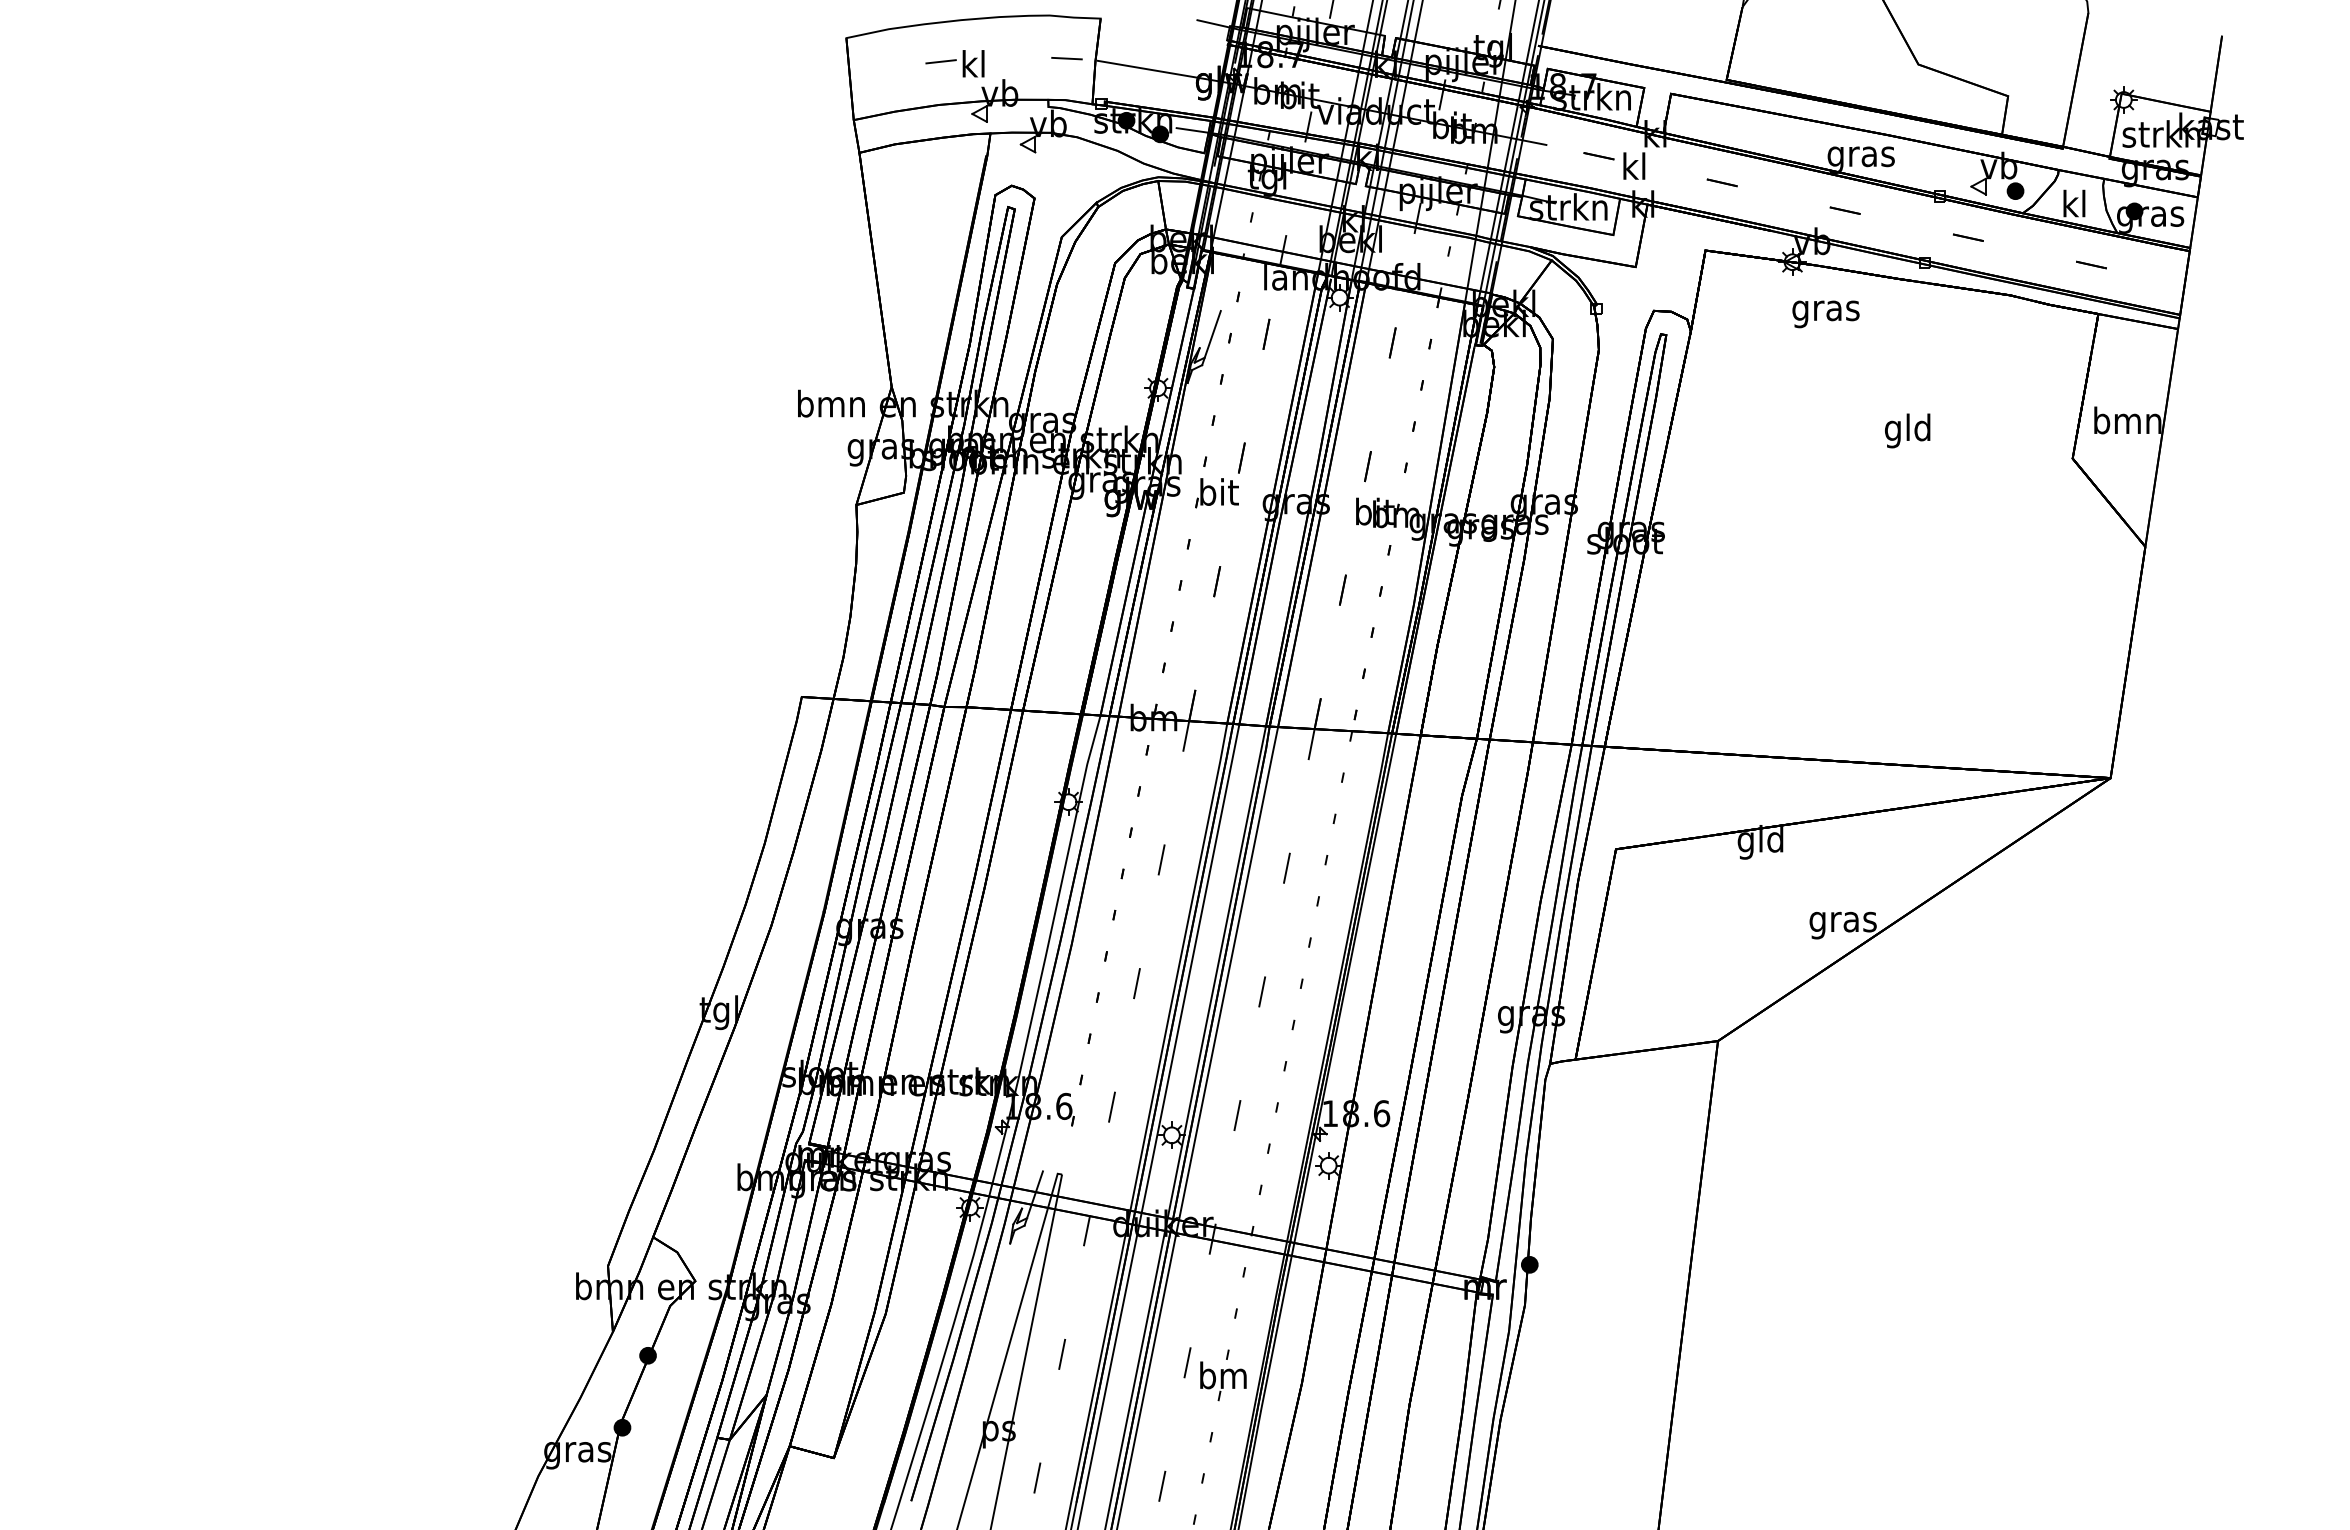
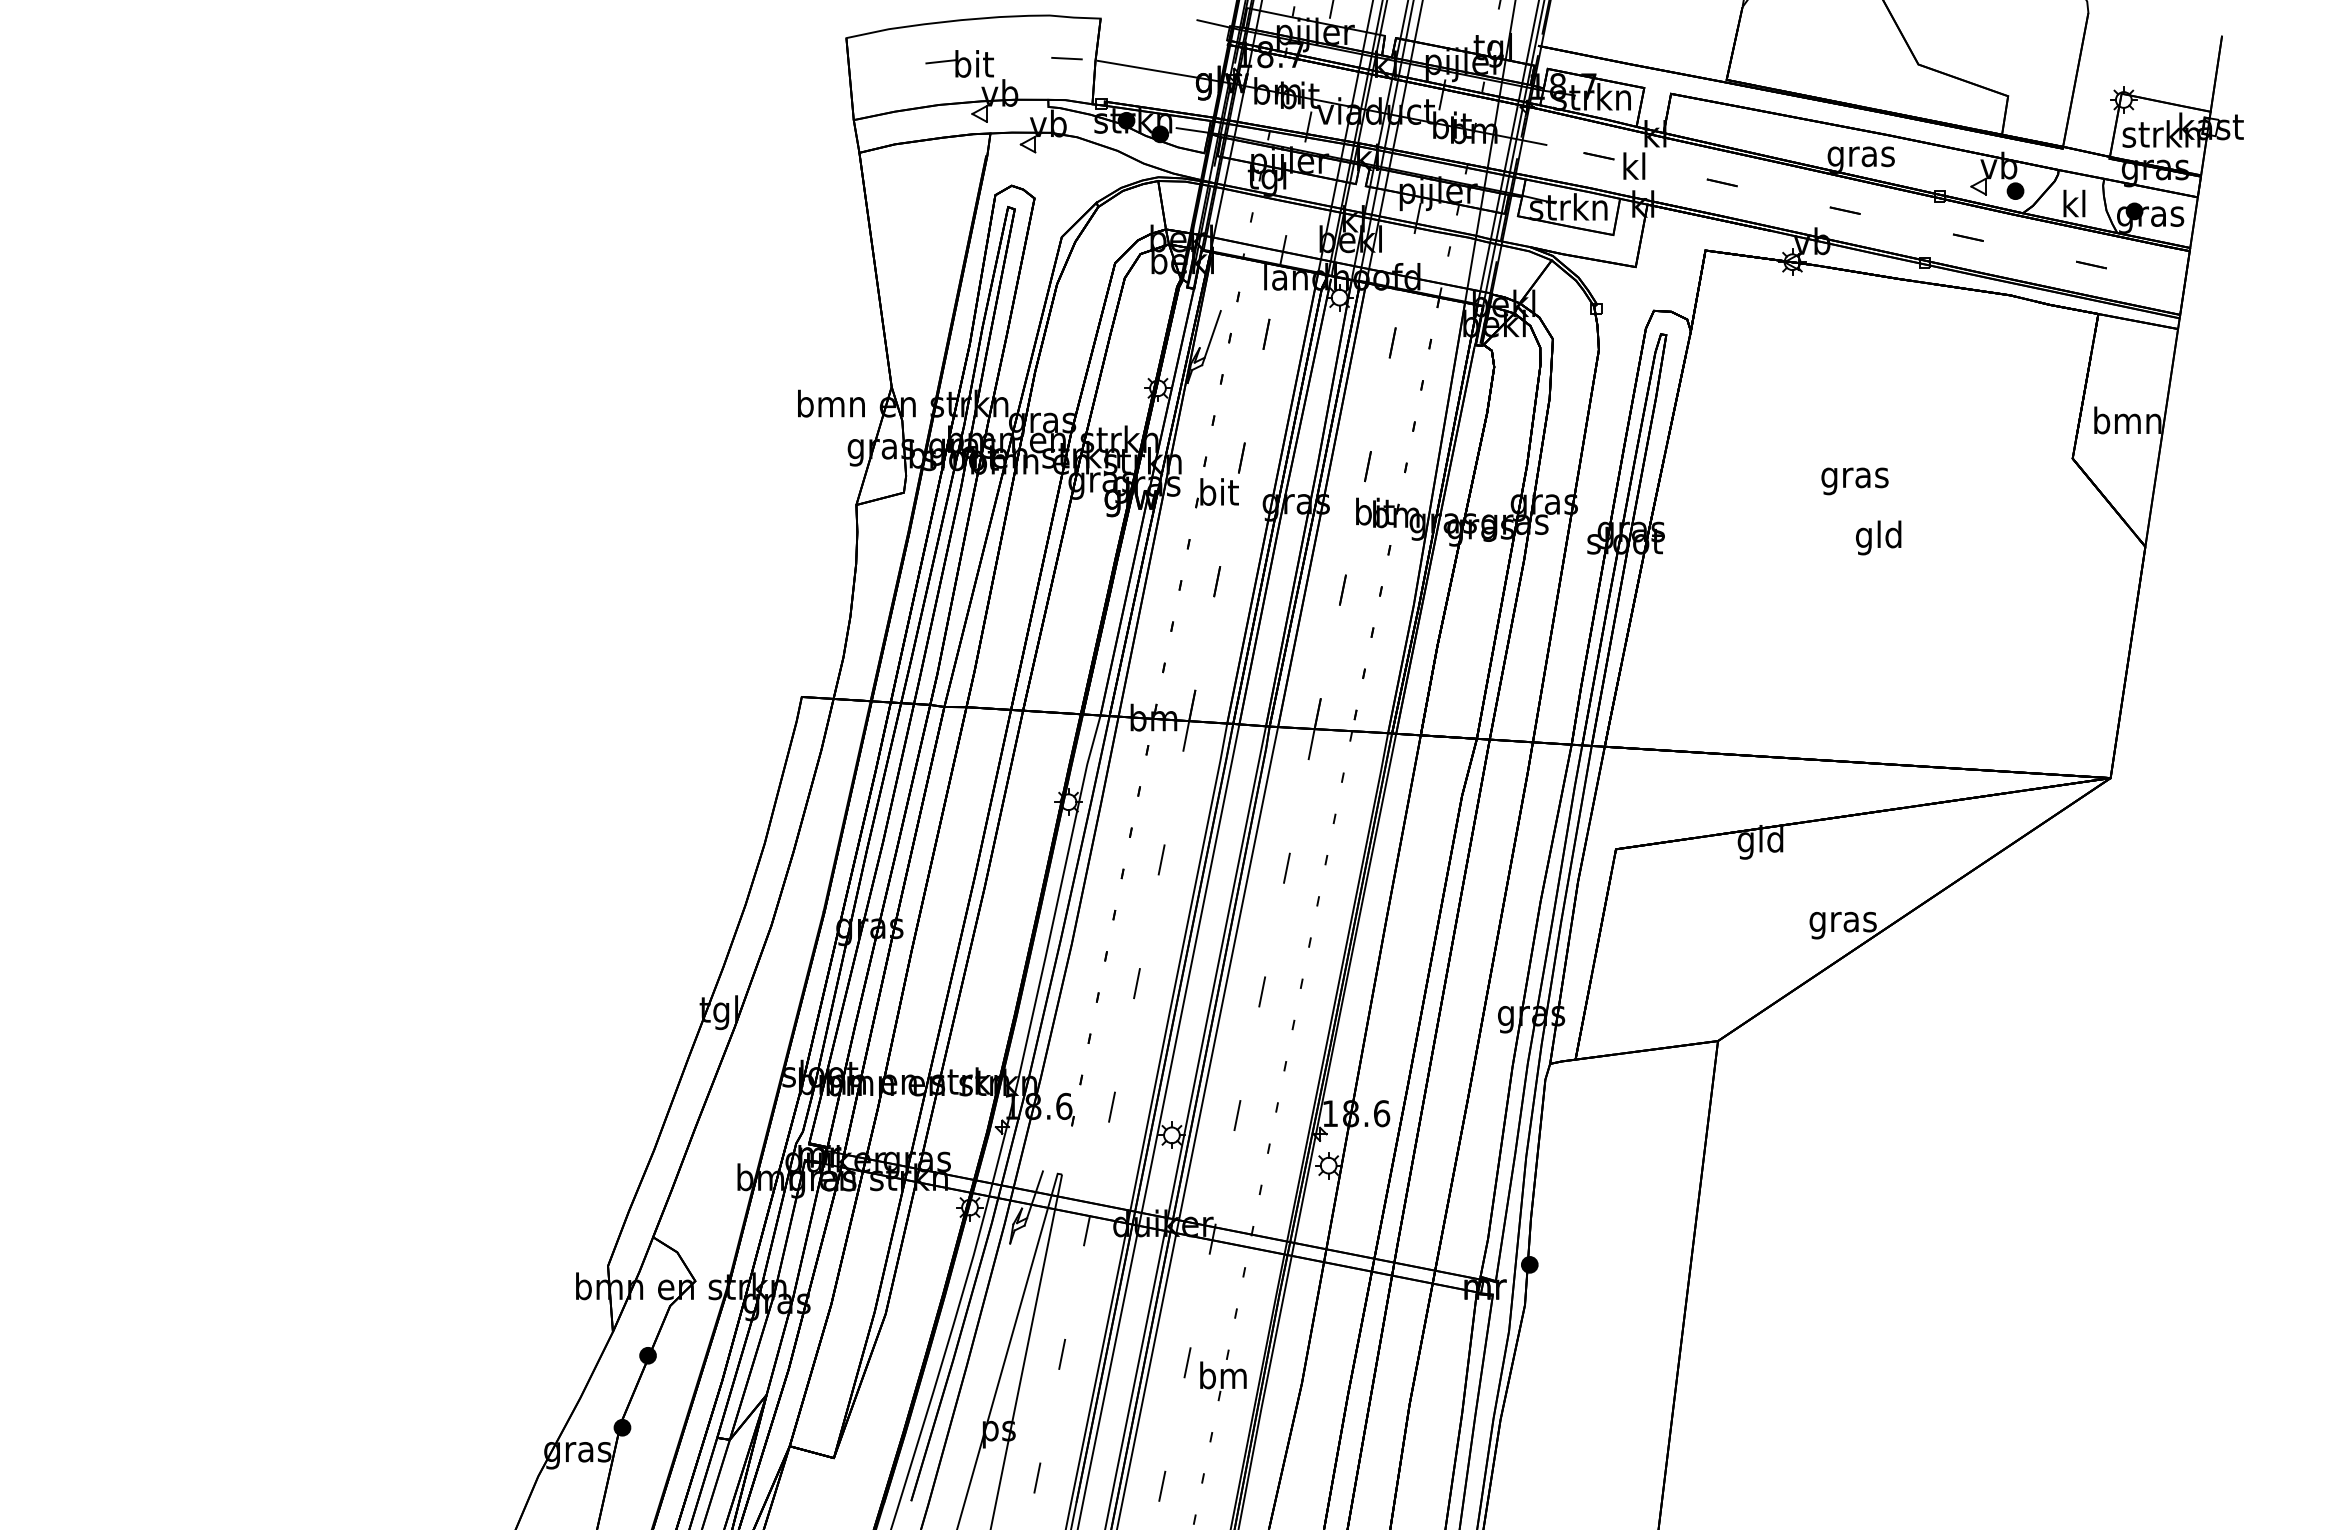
text: kl -> bit (974, 63)
text position: (1825, 314) -> (1854, 481) (1854, 481)
text position: (1907, 430) -> (1878, 537) (1878, 537)
